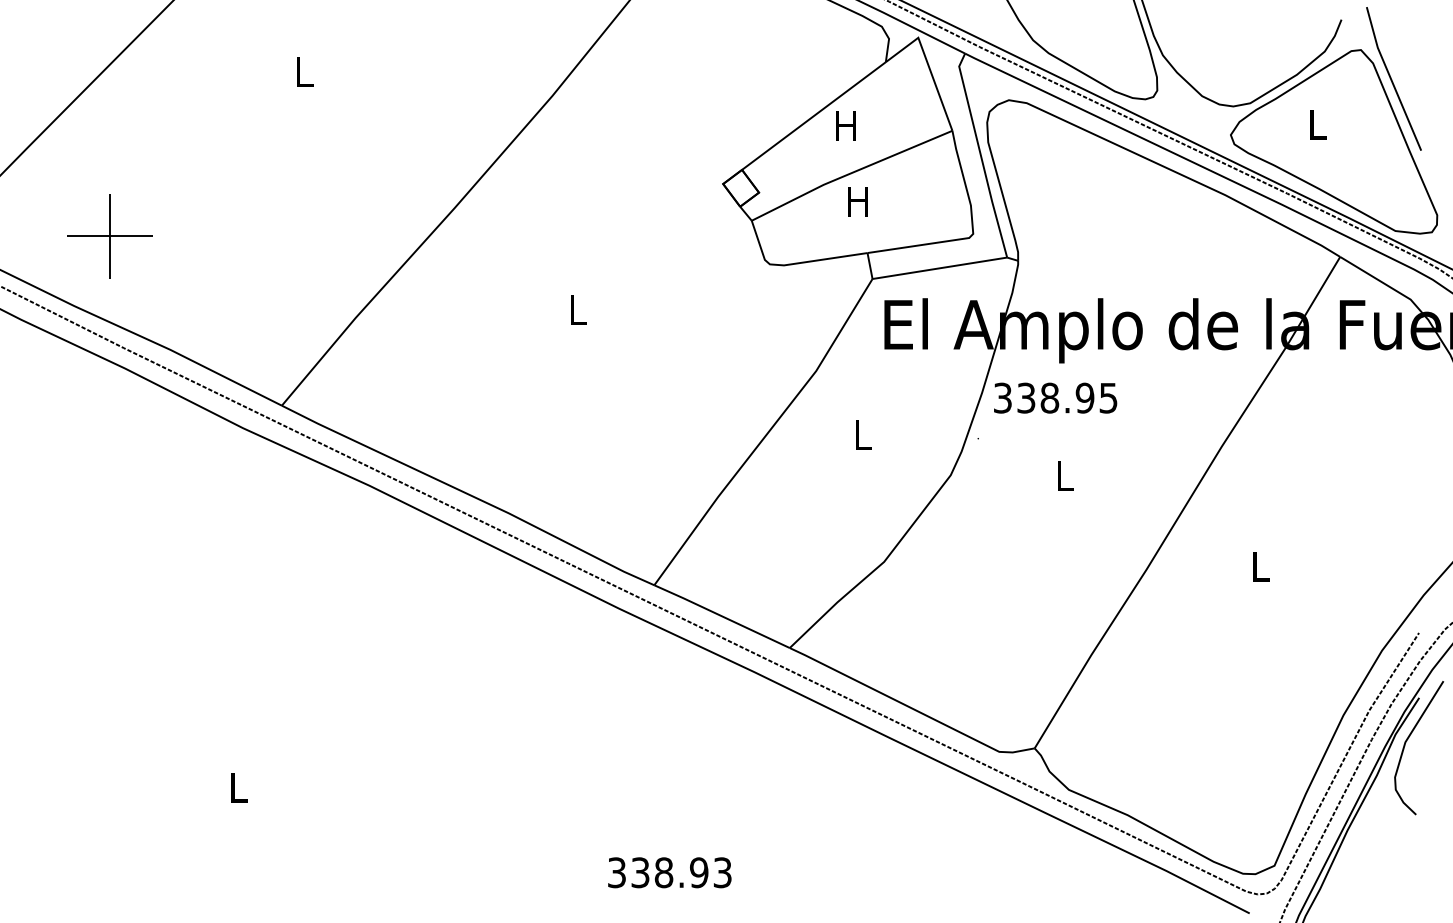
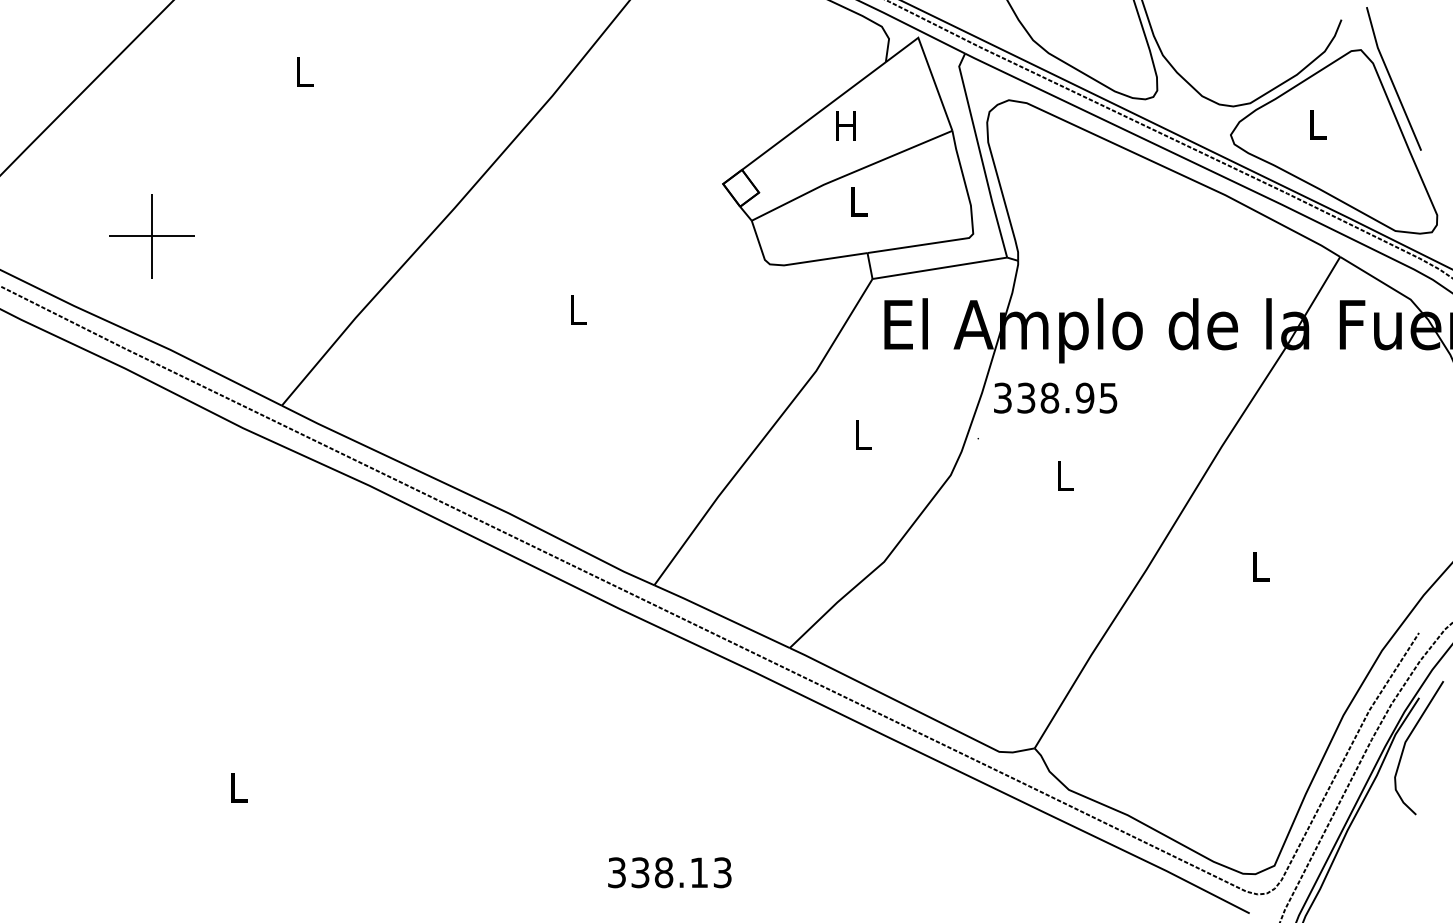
text: H -> L (857, 201)
part position: (109, 236) -> (151, 236) (151, 236)
text: 338.93 -> 338.13 (699, 872)
